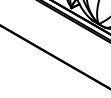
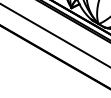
line: none -> present (54, 34)
